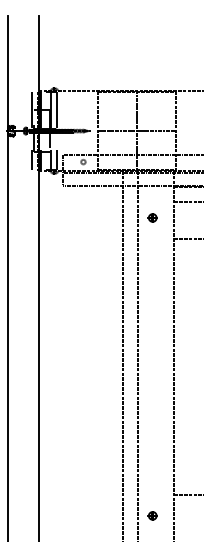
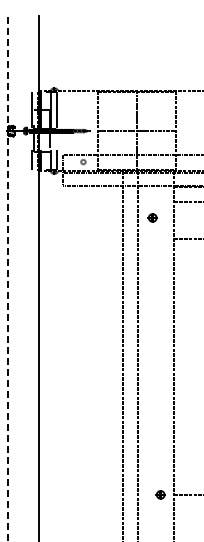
line: solid -> dashed (8, 278)
part position: (152, 515) -> (160, 494) (160, 494)
